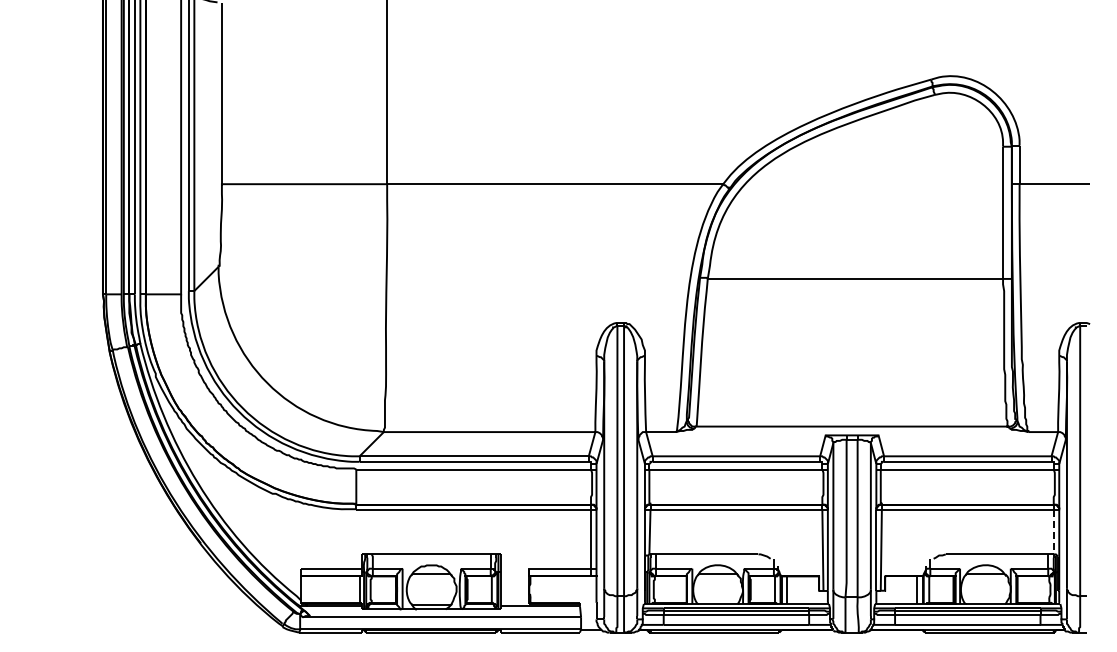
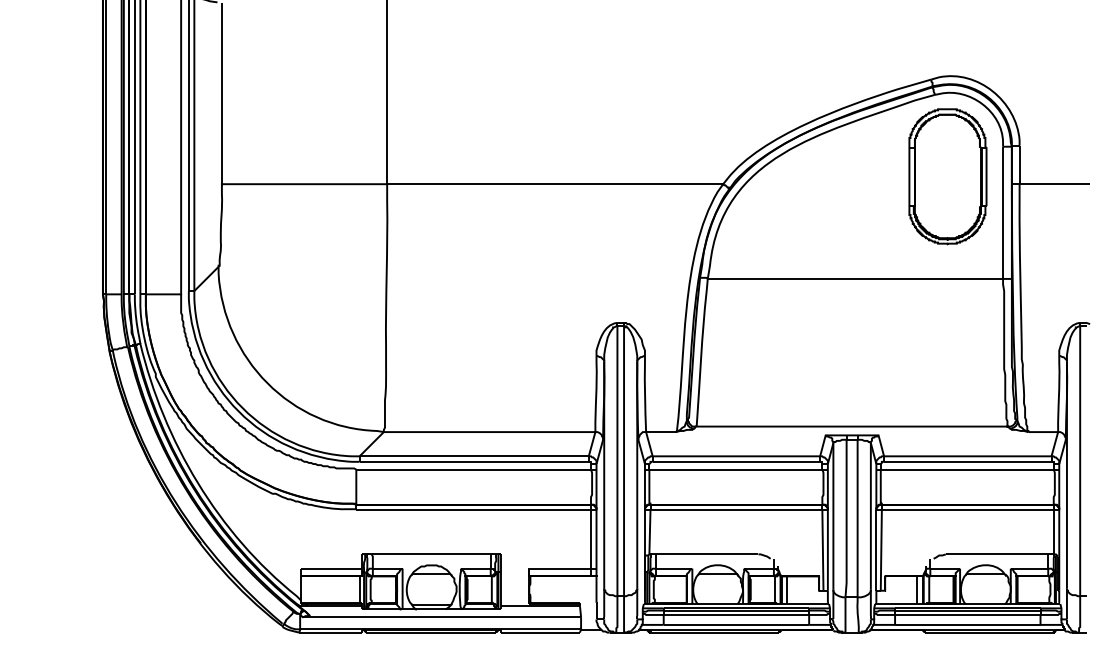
part: none -> present (947, 176)
line: dashed -> solid (1053, 532)
